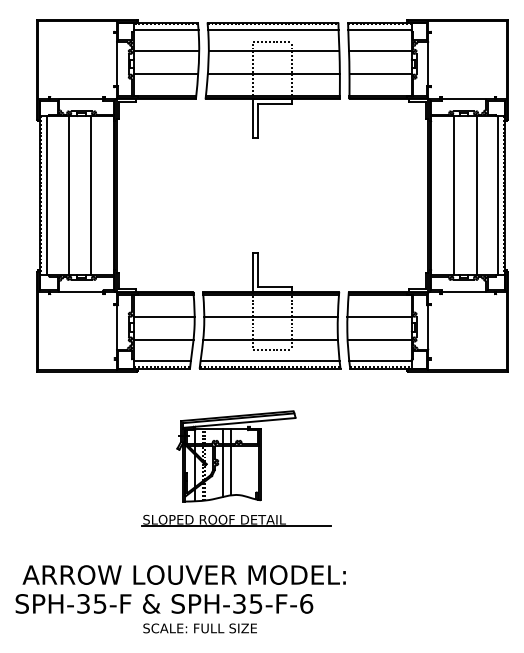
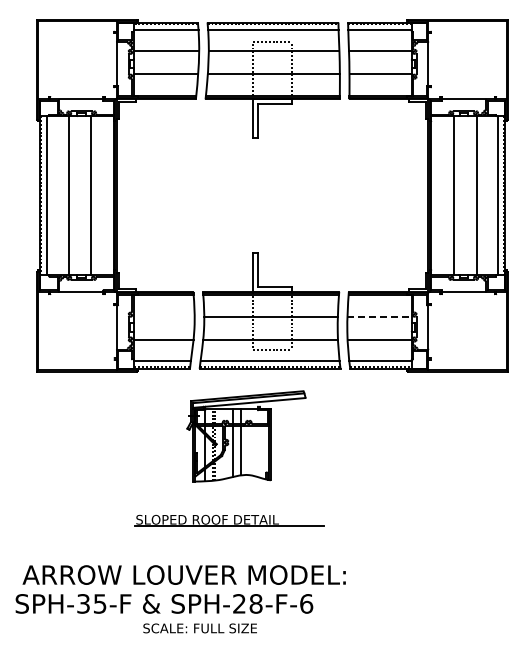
line: present -> none (163, 317)
line: solid -> dashed (380, 317)
part position: (236, 456) -> (246, 436) (246, 436)
part position: (236, 520) -> (229, 520) (229, 520)
text: SPH-35-F-6 -> SPH-28-F-6 (247, 603)
